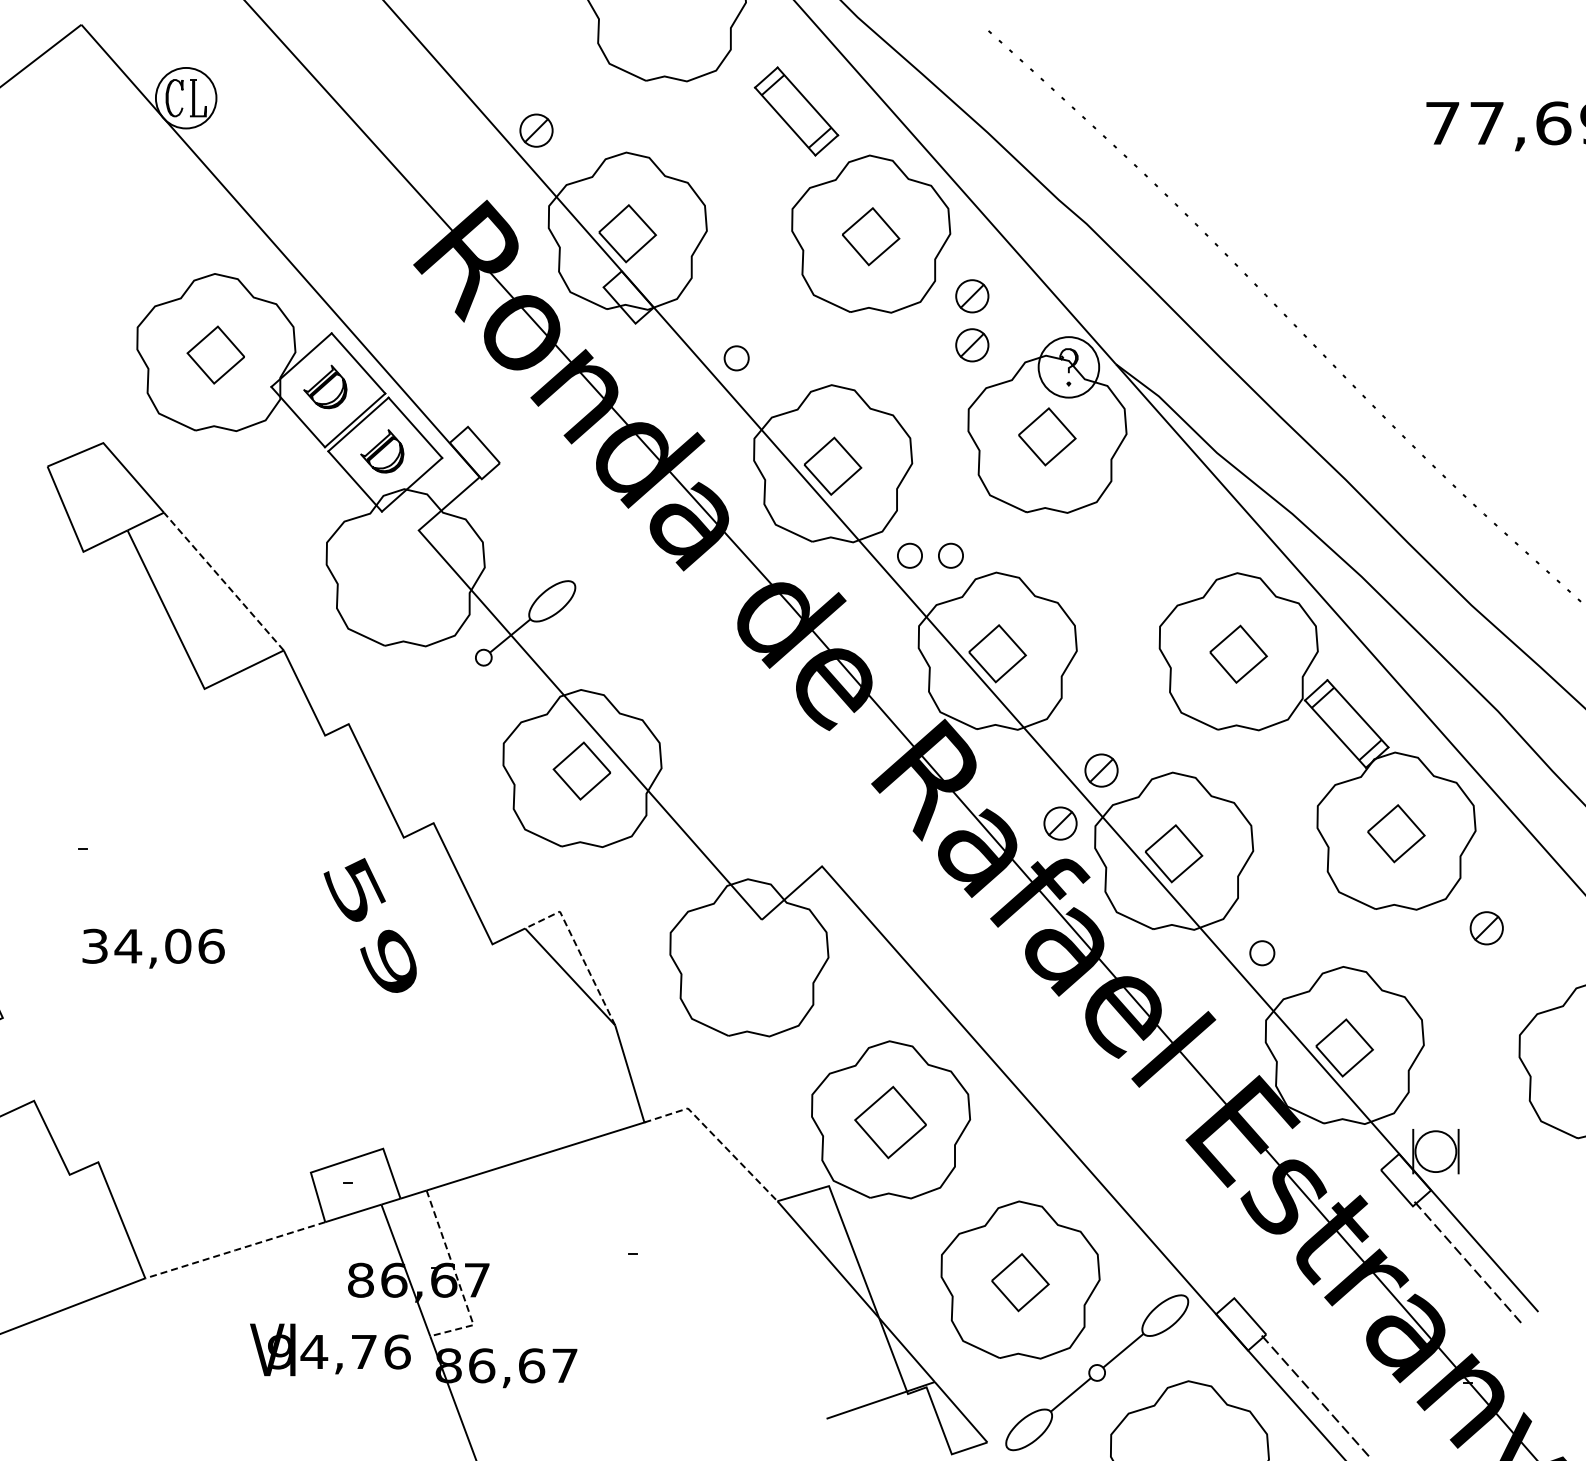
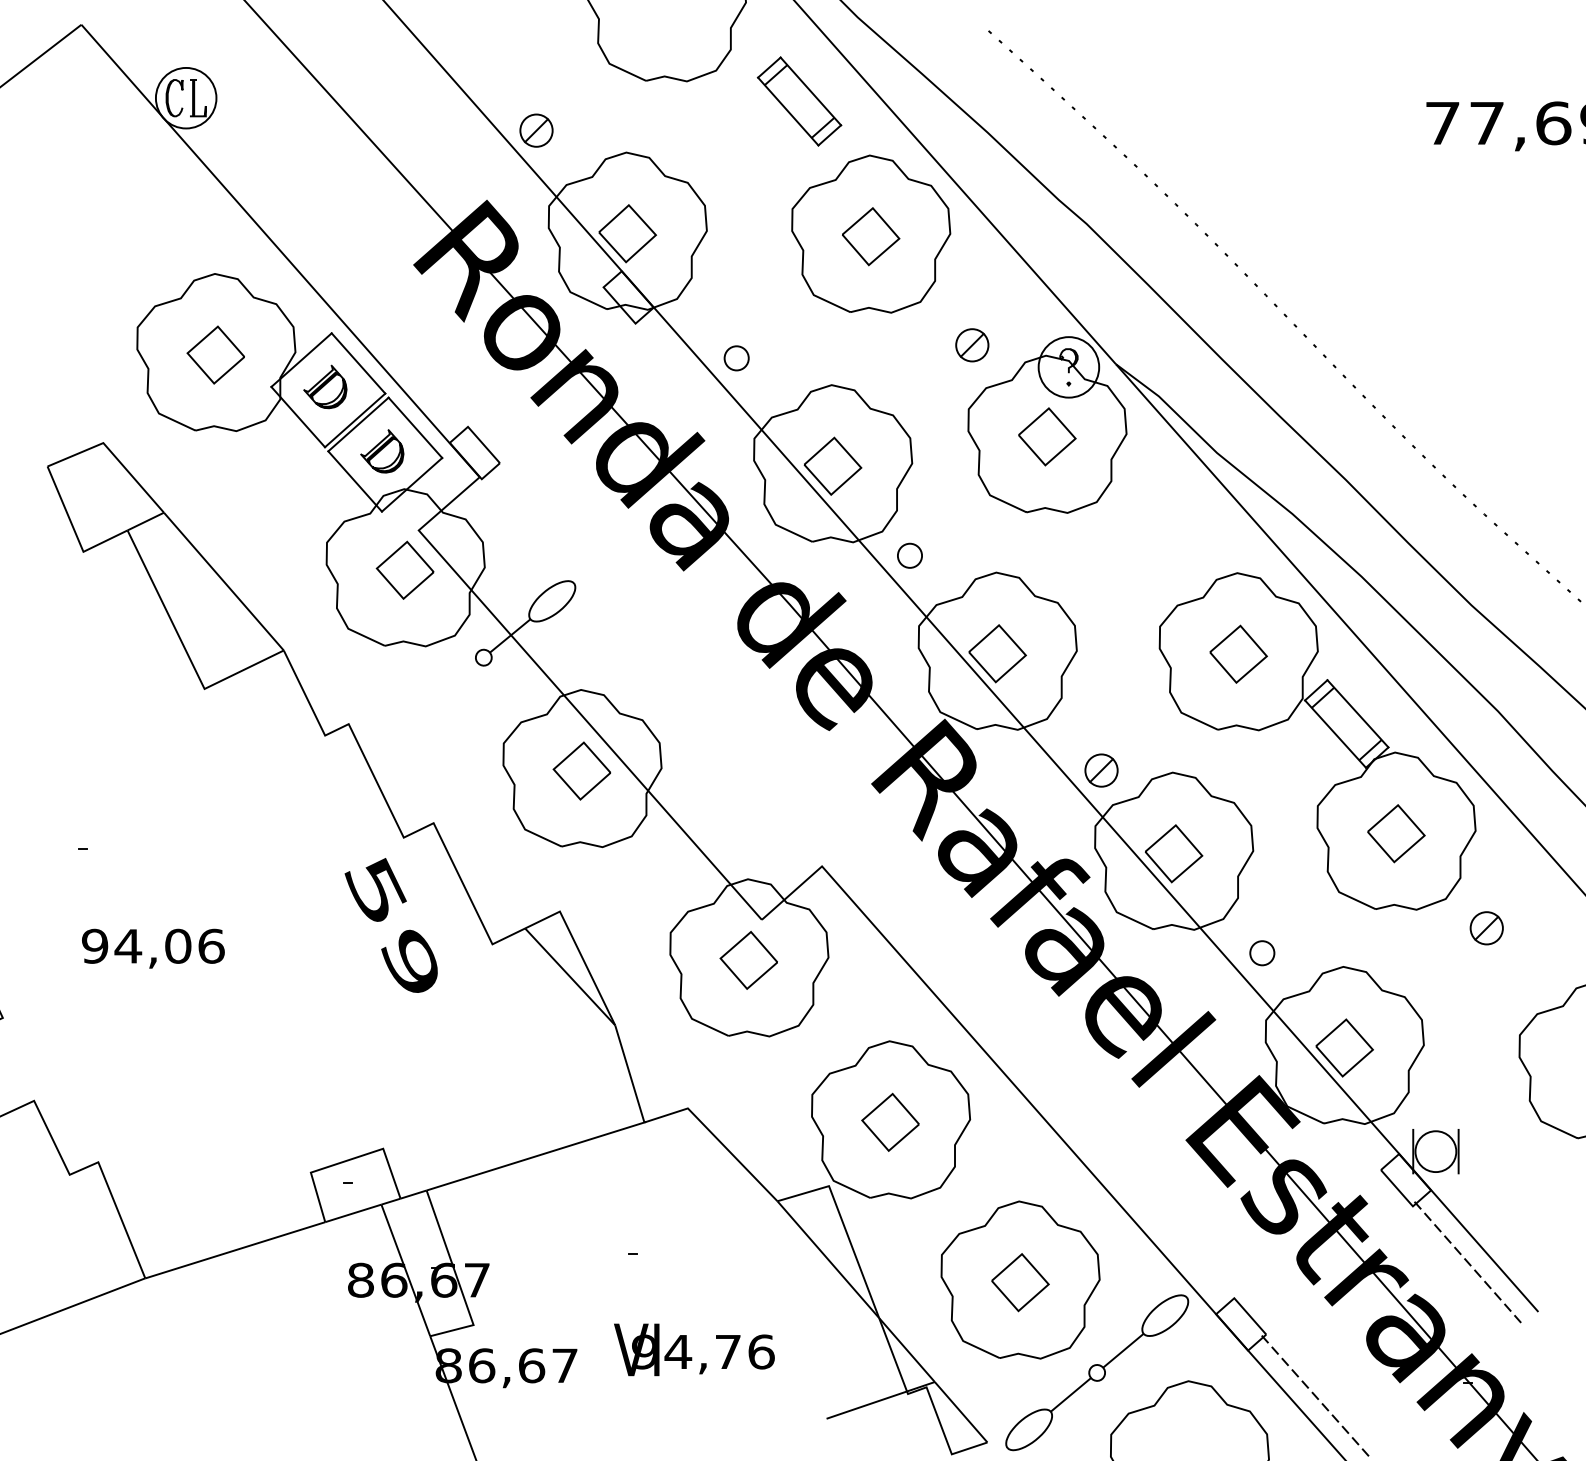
part position: (796, 111) -> (799, 101) (799, 101)
part: present -> none (972, 296)
part: present -> none (950, 555)
part: none -> present (404, 569)
line: dashed -> solid (223, 581)
part: present -> none (1060, 823)
text position: (369, 925) -> (390, 925) (390, 925)
text: 34,06 -> 94,06 (95, 946)
line: dashed -> solid (578, 950)
part: none -> present (748, 960)
part size: 73x75 px -> 59x60 px (890, 1121)
line: dashed -> solid (716, 1137)
line: dashed -> solid (235, 1250)
line: dashed -> solid (457, 1279)
text position: (330, 1349) -> (694, 1349) (694, 1349)
